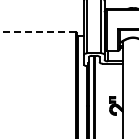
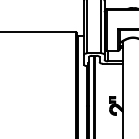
line: dashed -> solid (37, 32)
